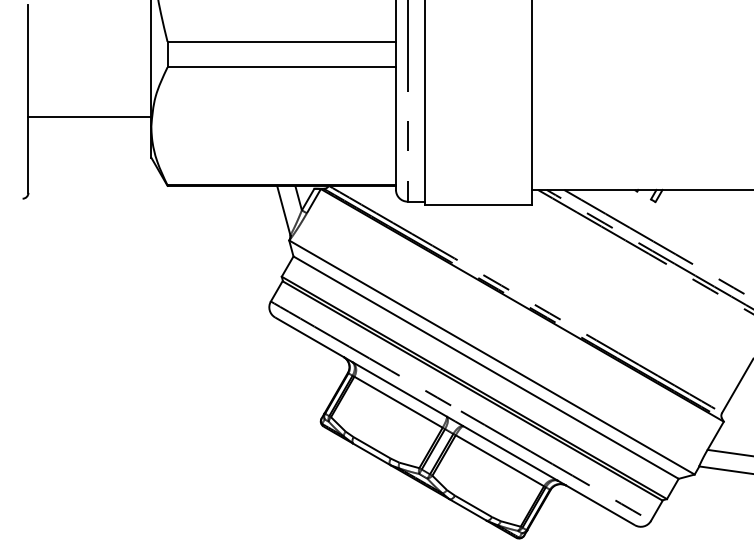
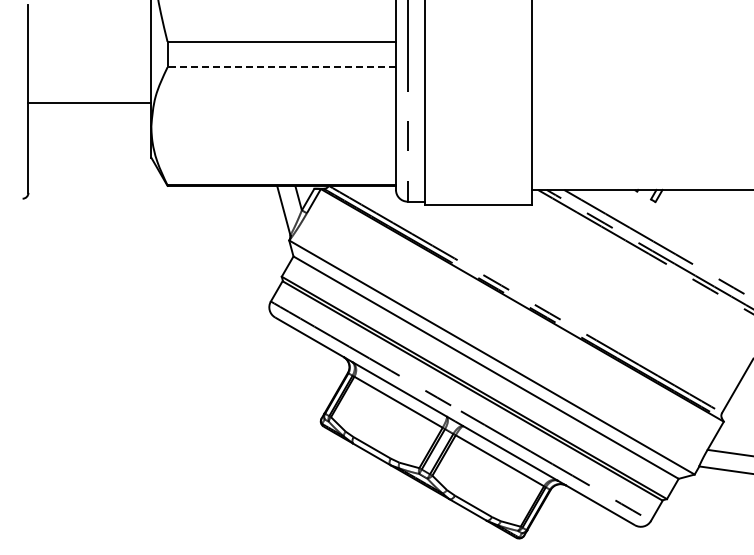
line: solid -> dashed (281, 67)
line position: (89, 116) -> (89, 102) (89, 102)
